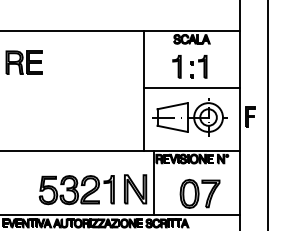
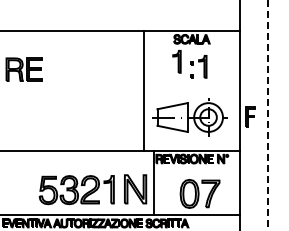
part position: (23, 62) -> (23, 69) (23, 69)
part position: (176, 66) -> (176, 61) (176, 61)
line: present -> none (191, 88)
line: solid -> dashed (267, 115)
